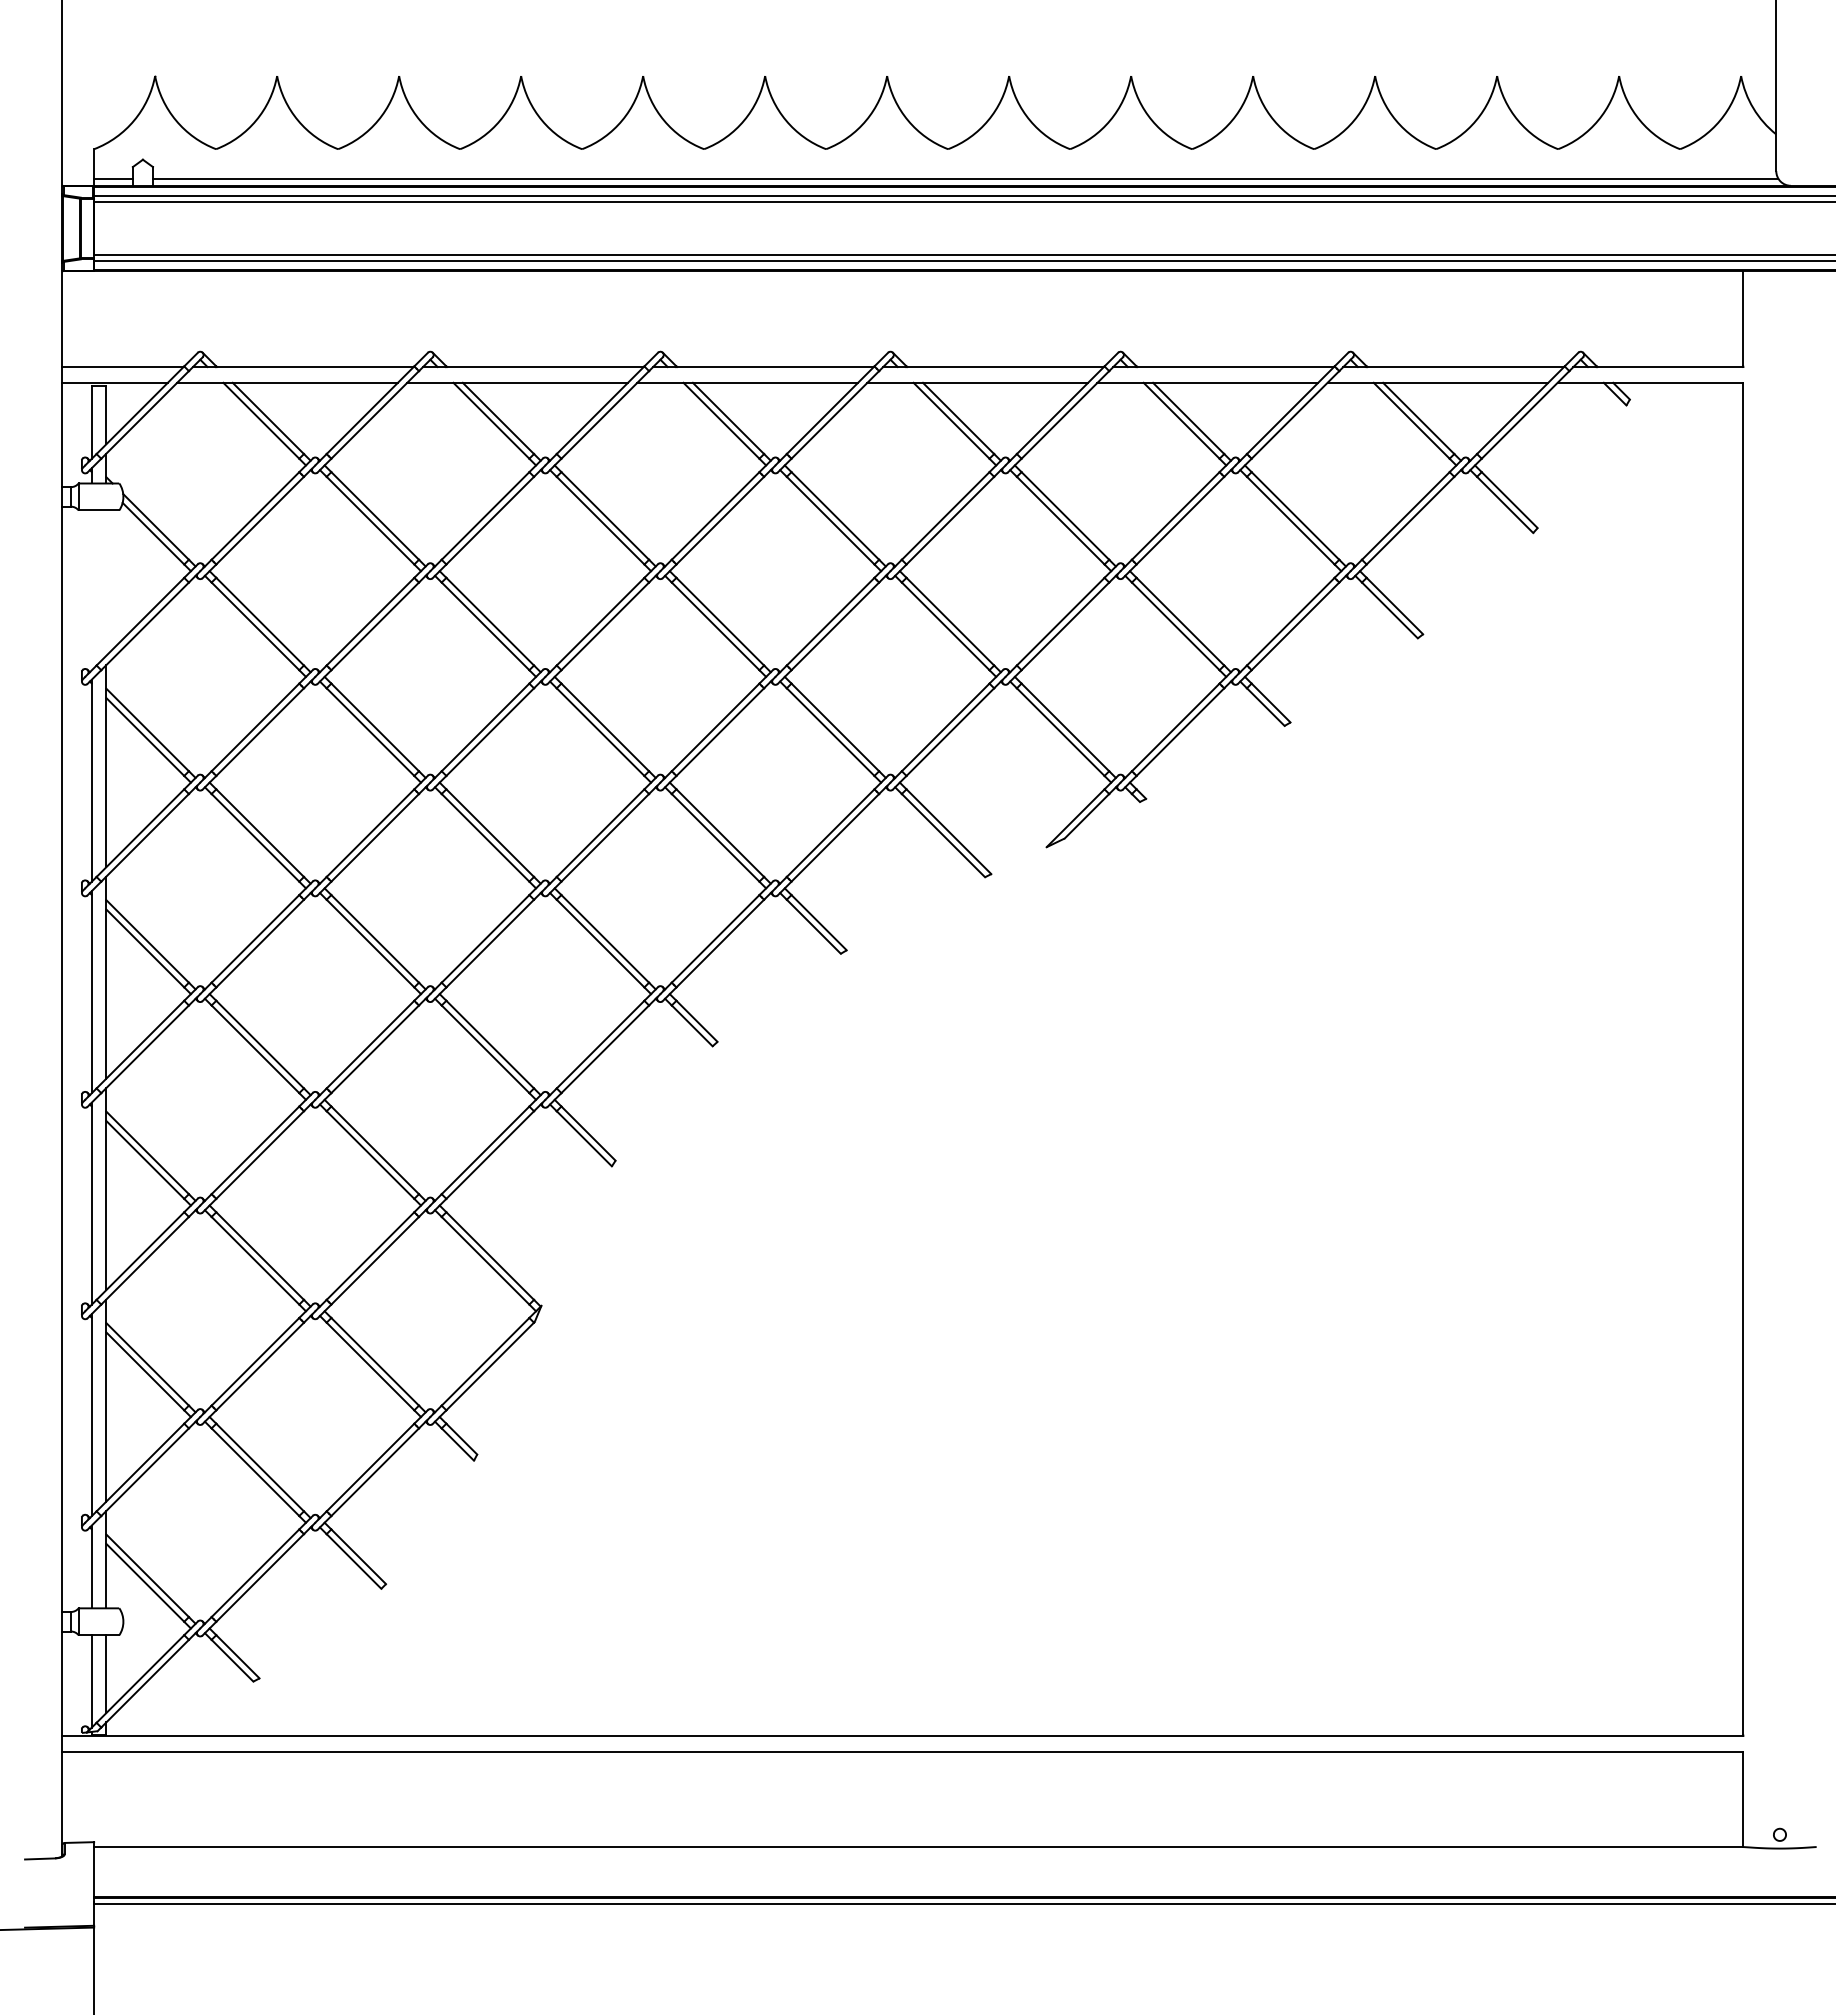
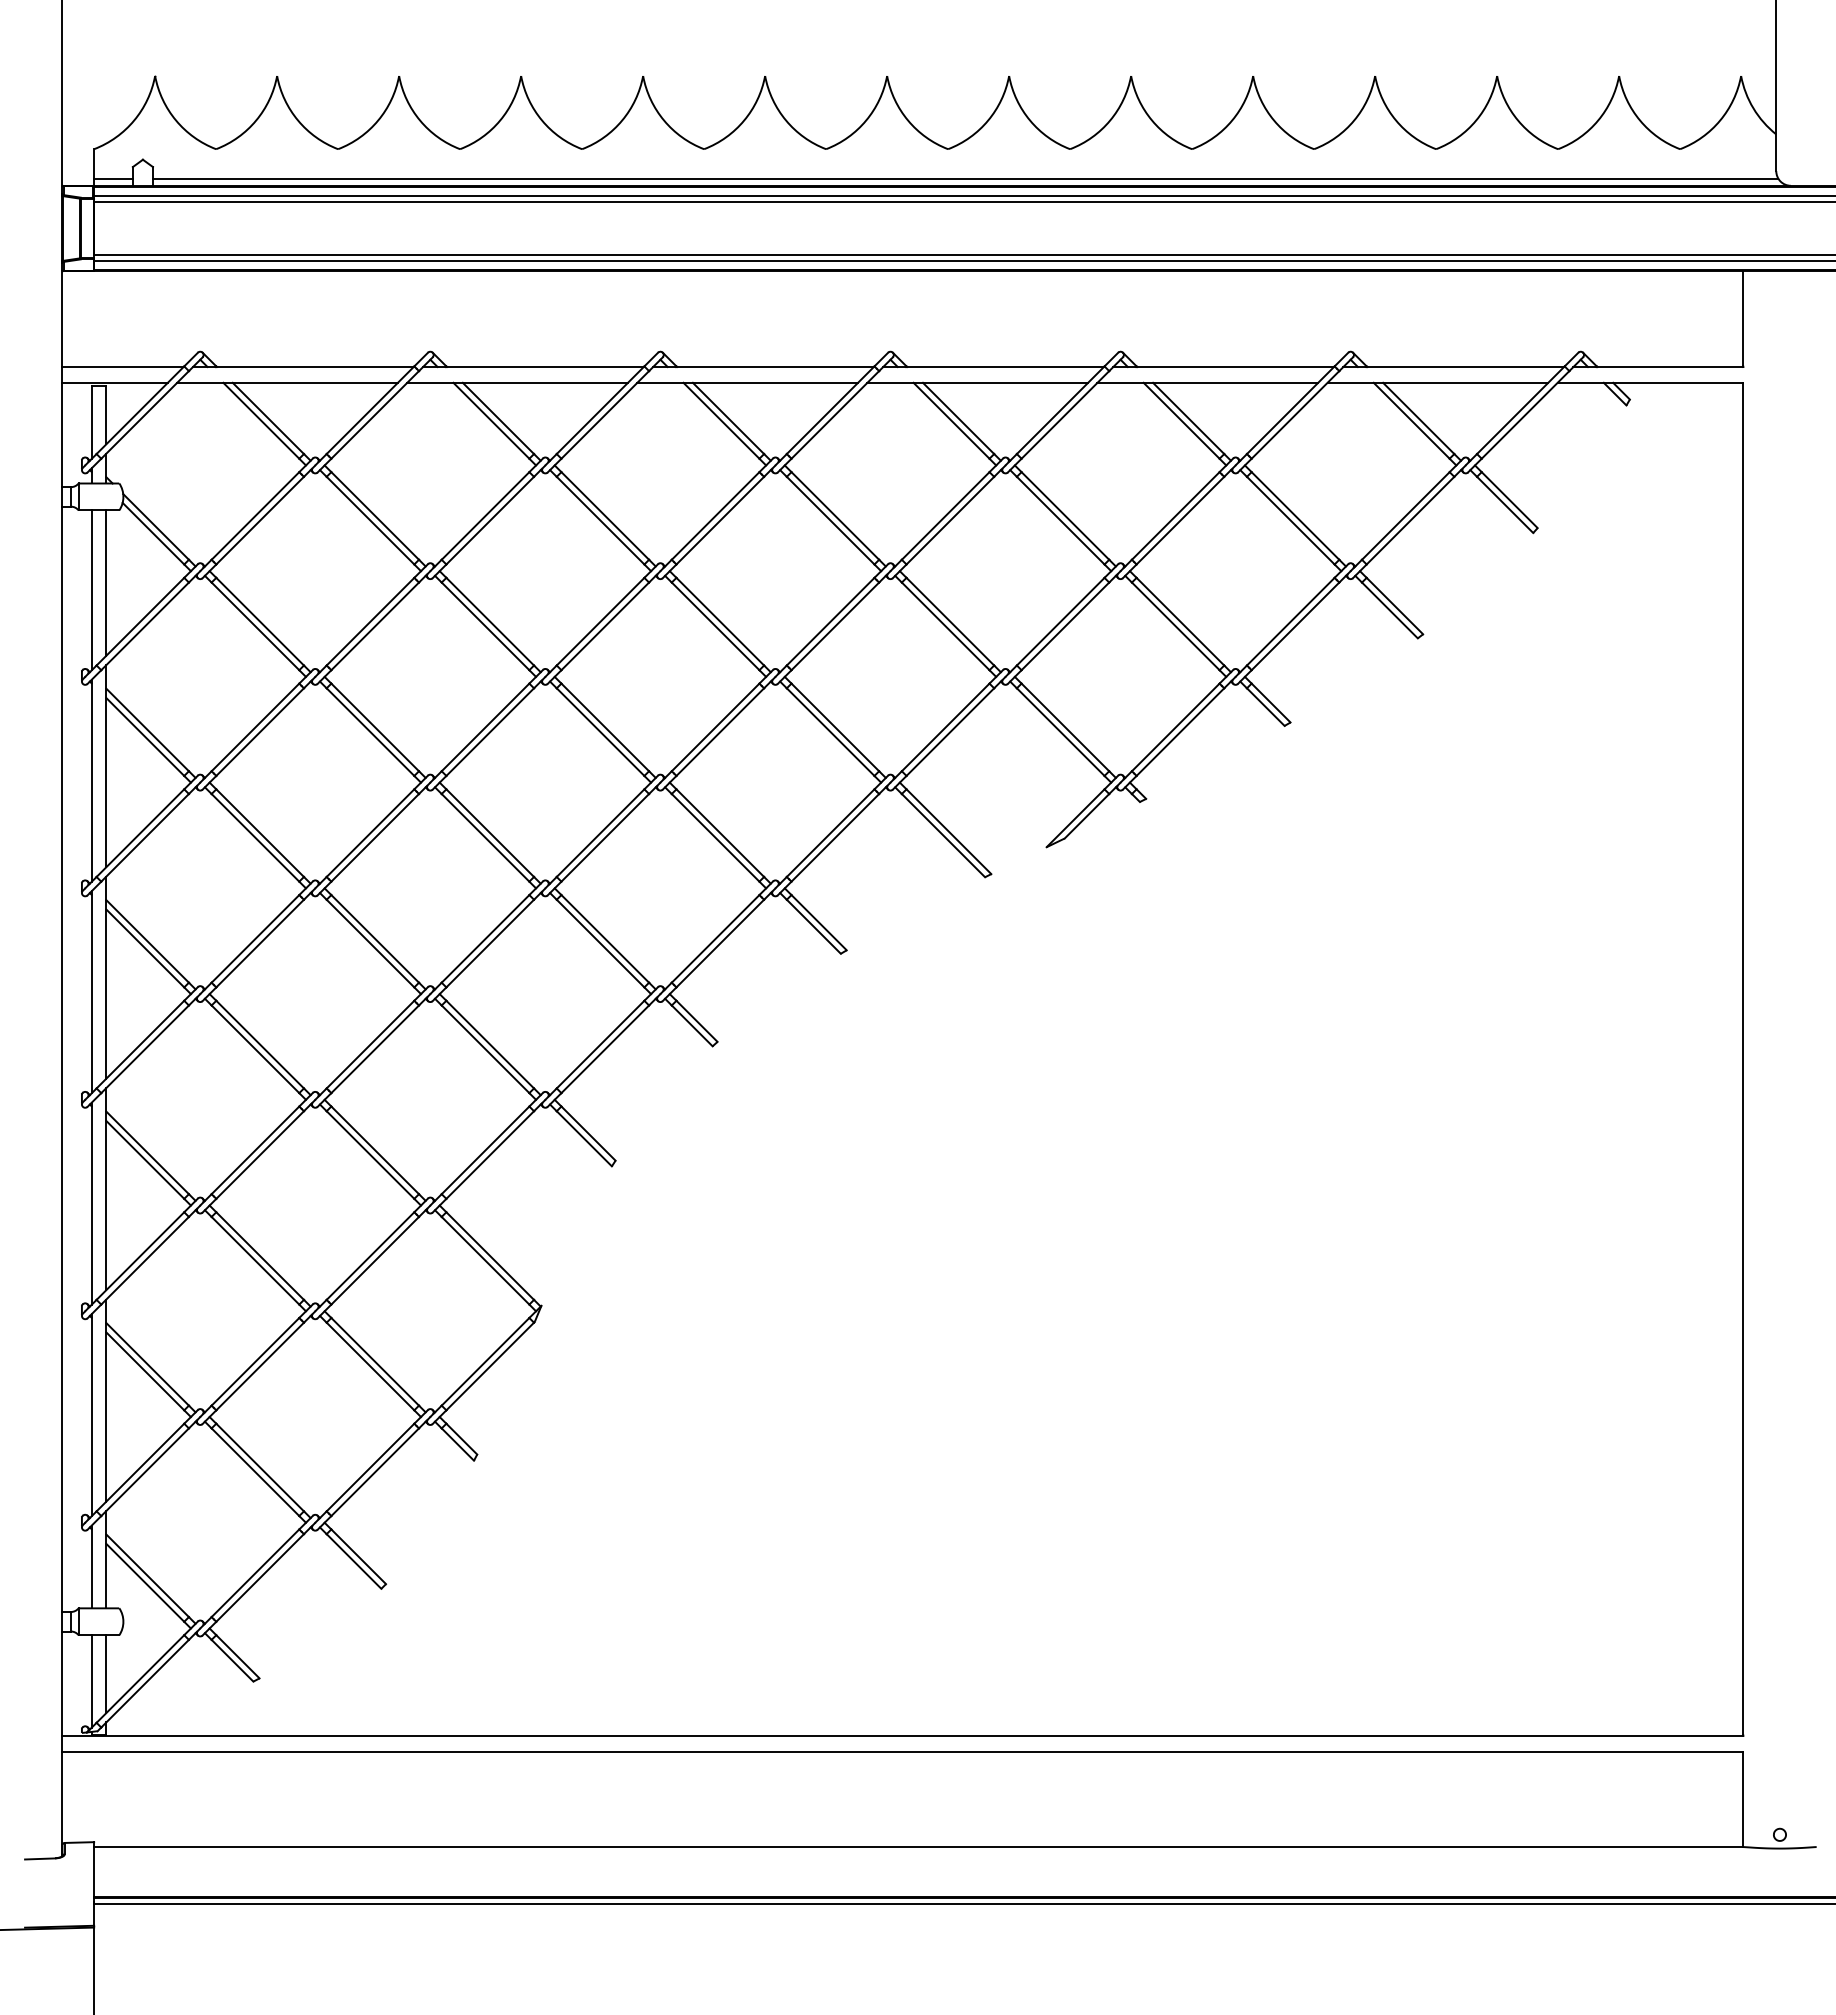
line: none -> present (106, 582)
line: none -> present (91, 590)
